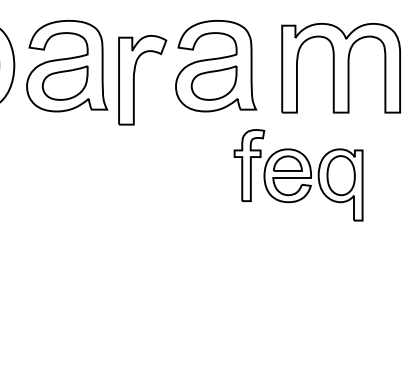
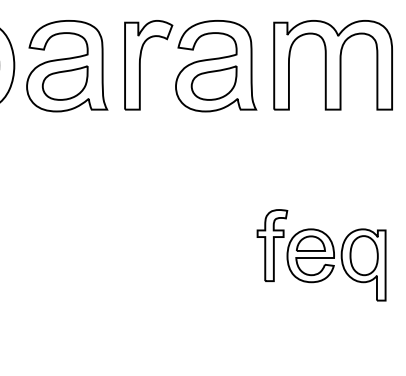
part position: (340, 68) -> (332, 65) (332, 65)
part position: (134, 80) -> (140, 65) (140, 65)
part position: (298, 175) -> (321, 255) (321, 255)
